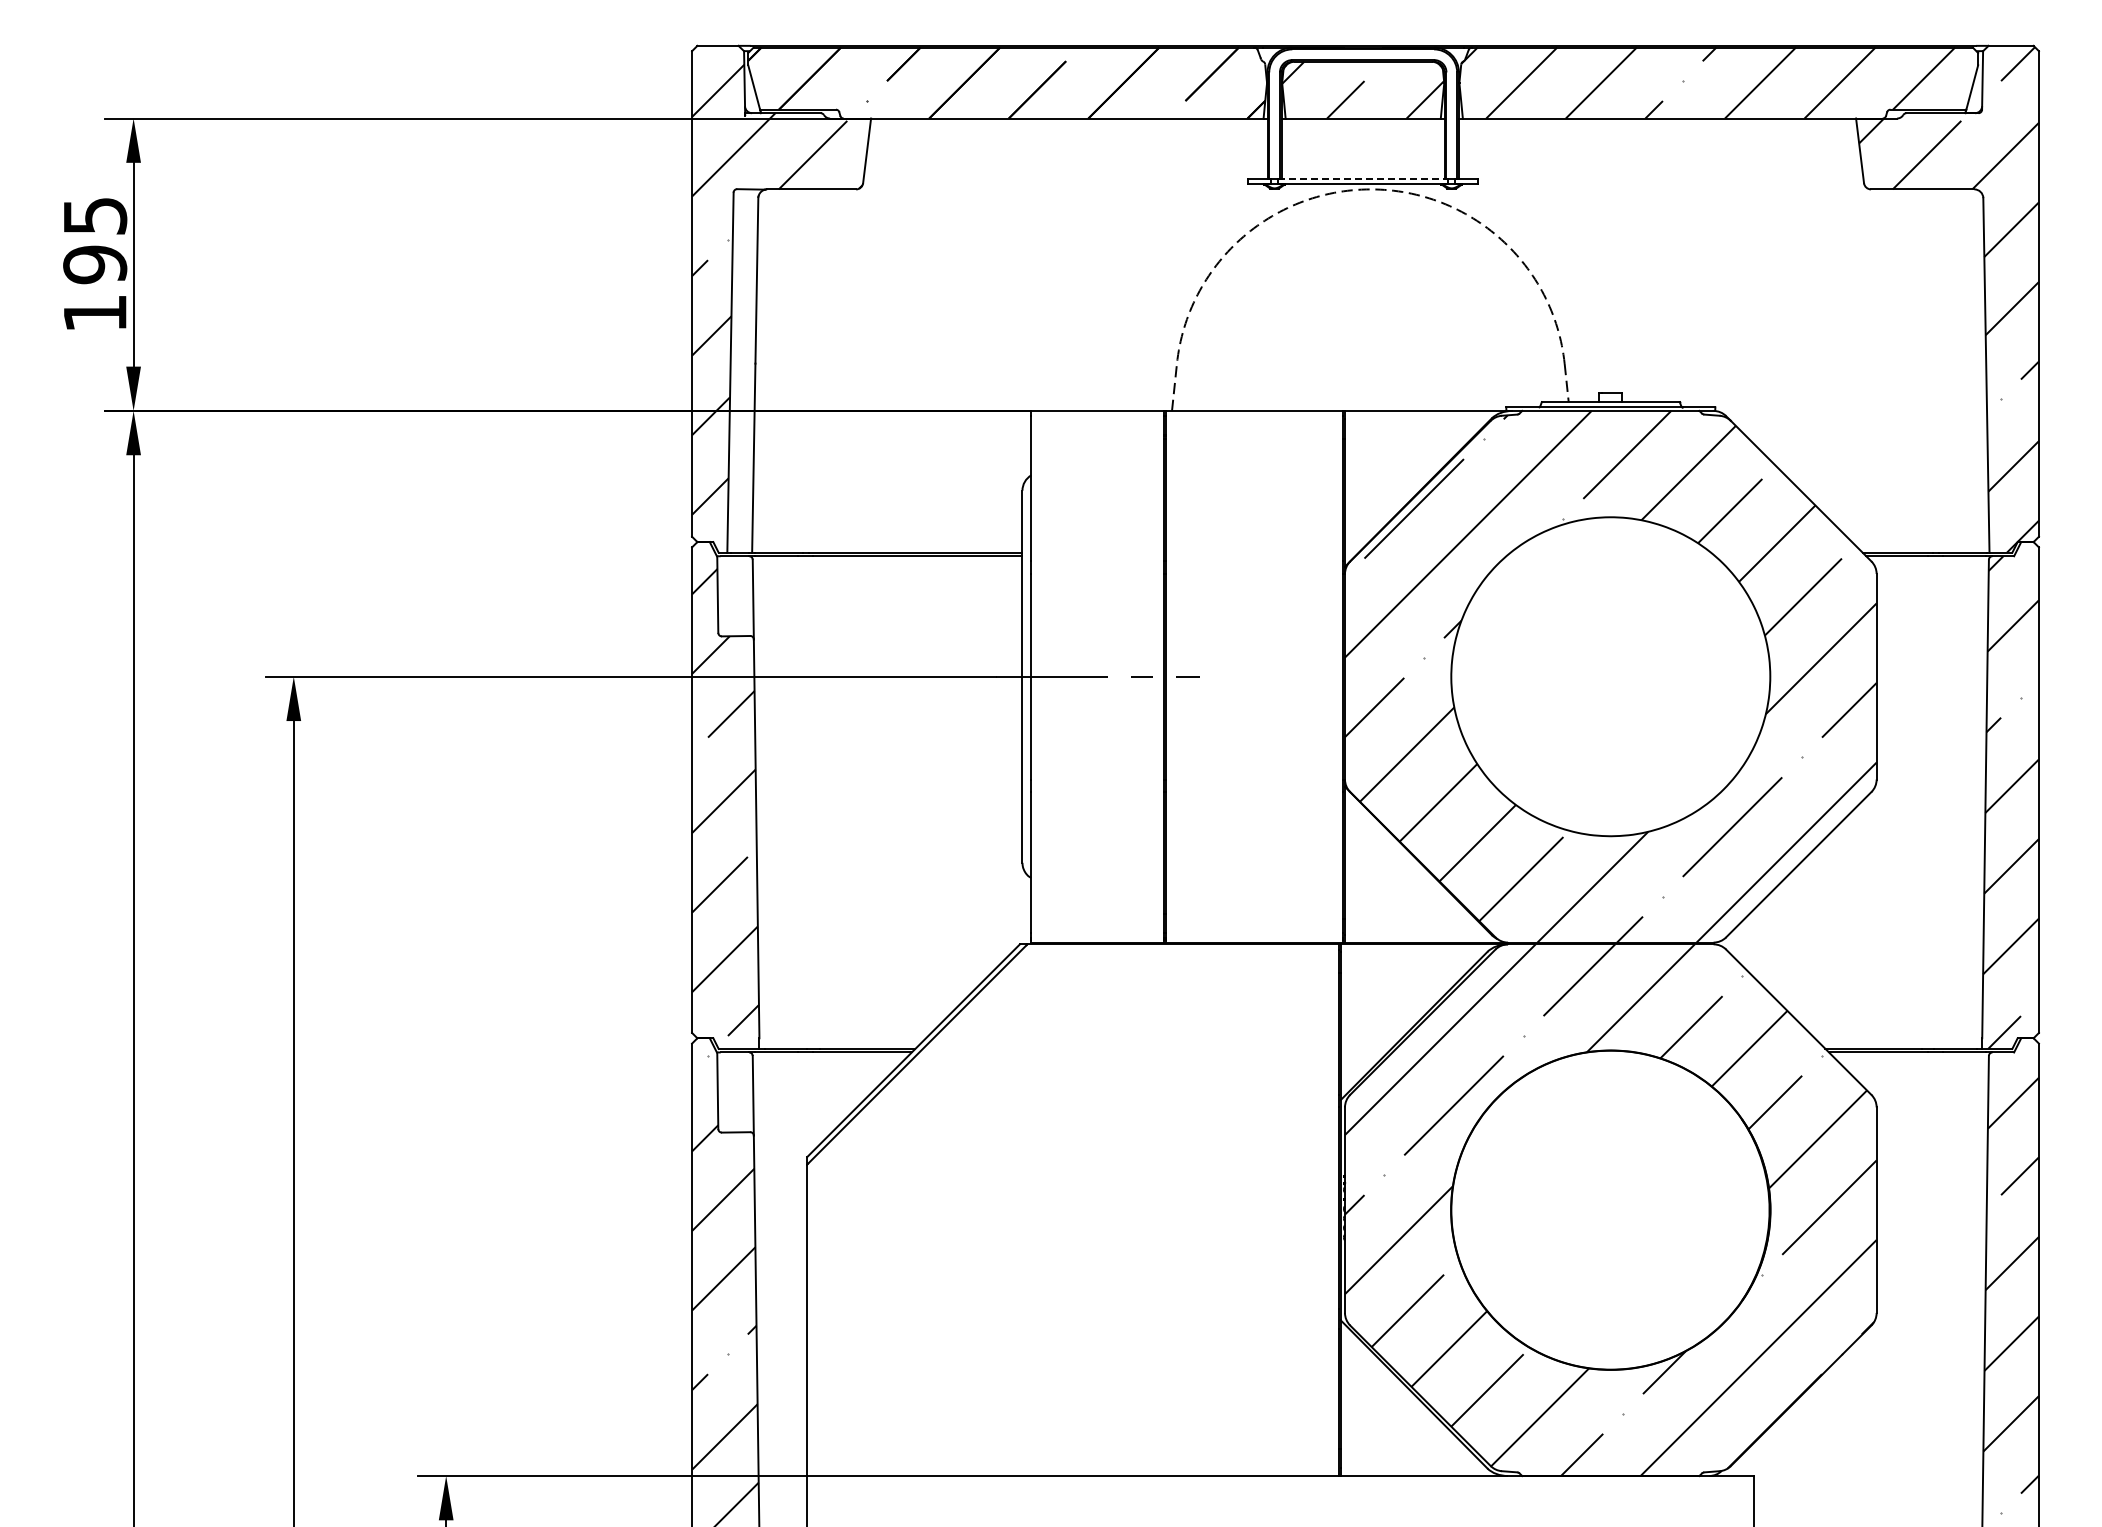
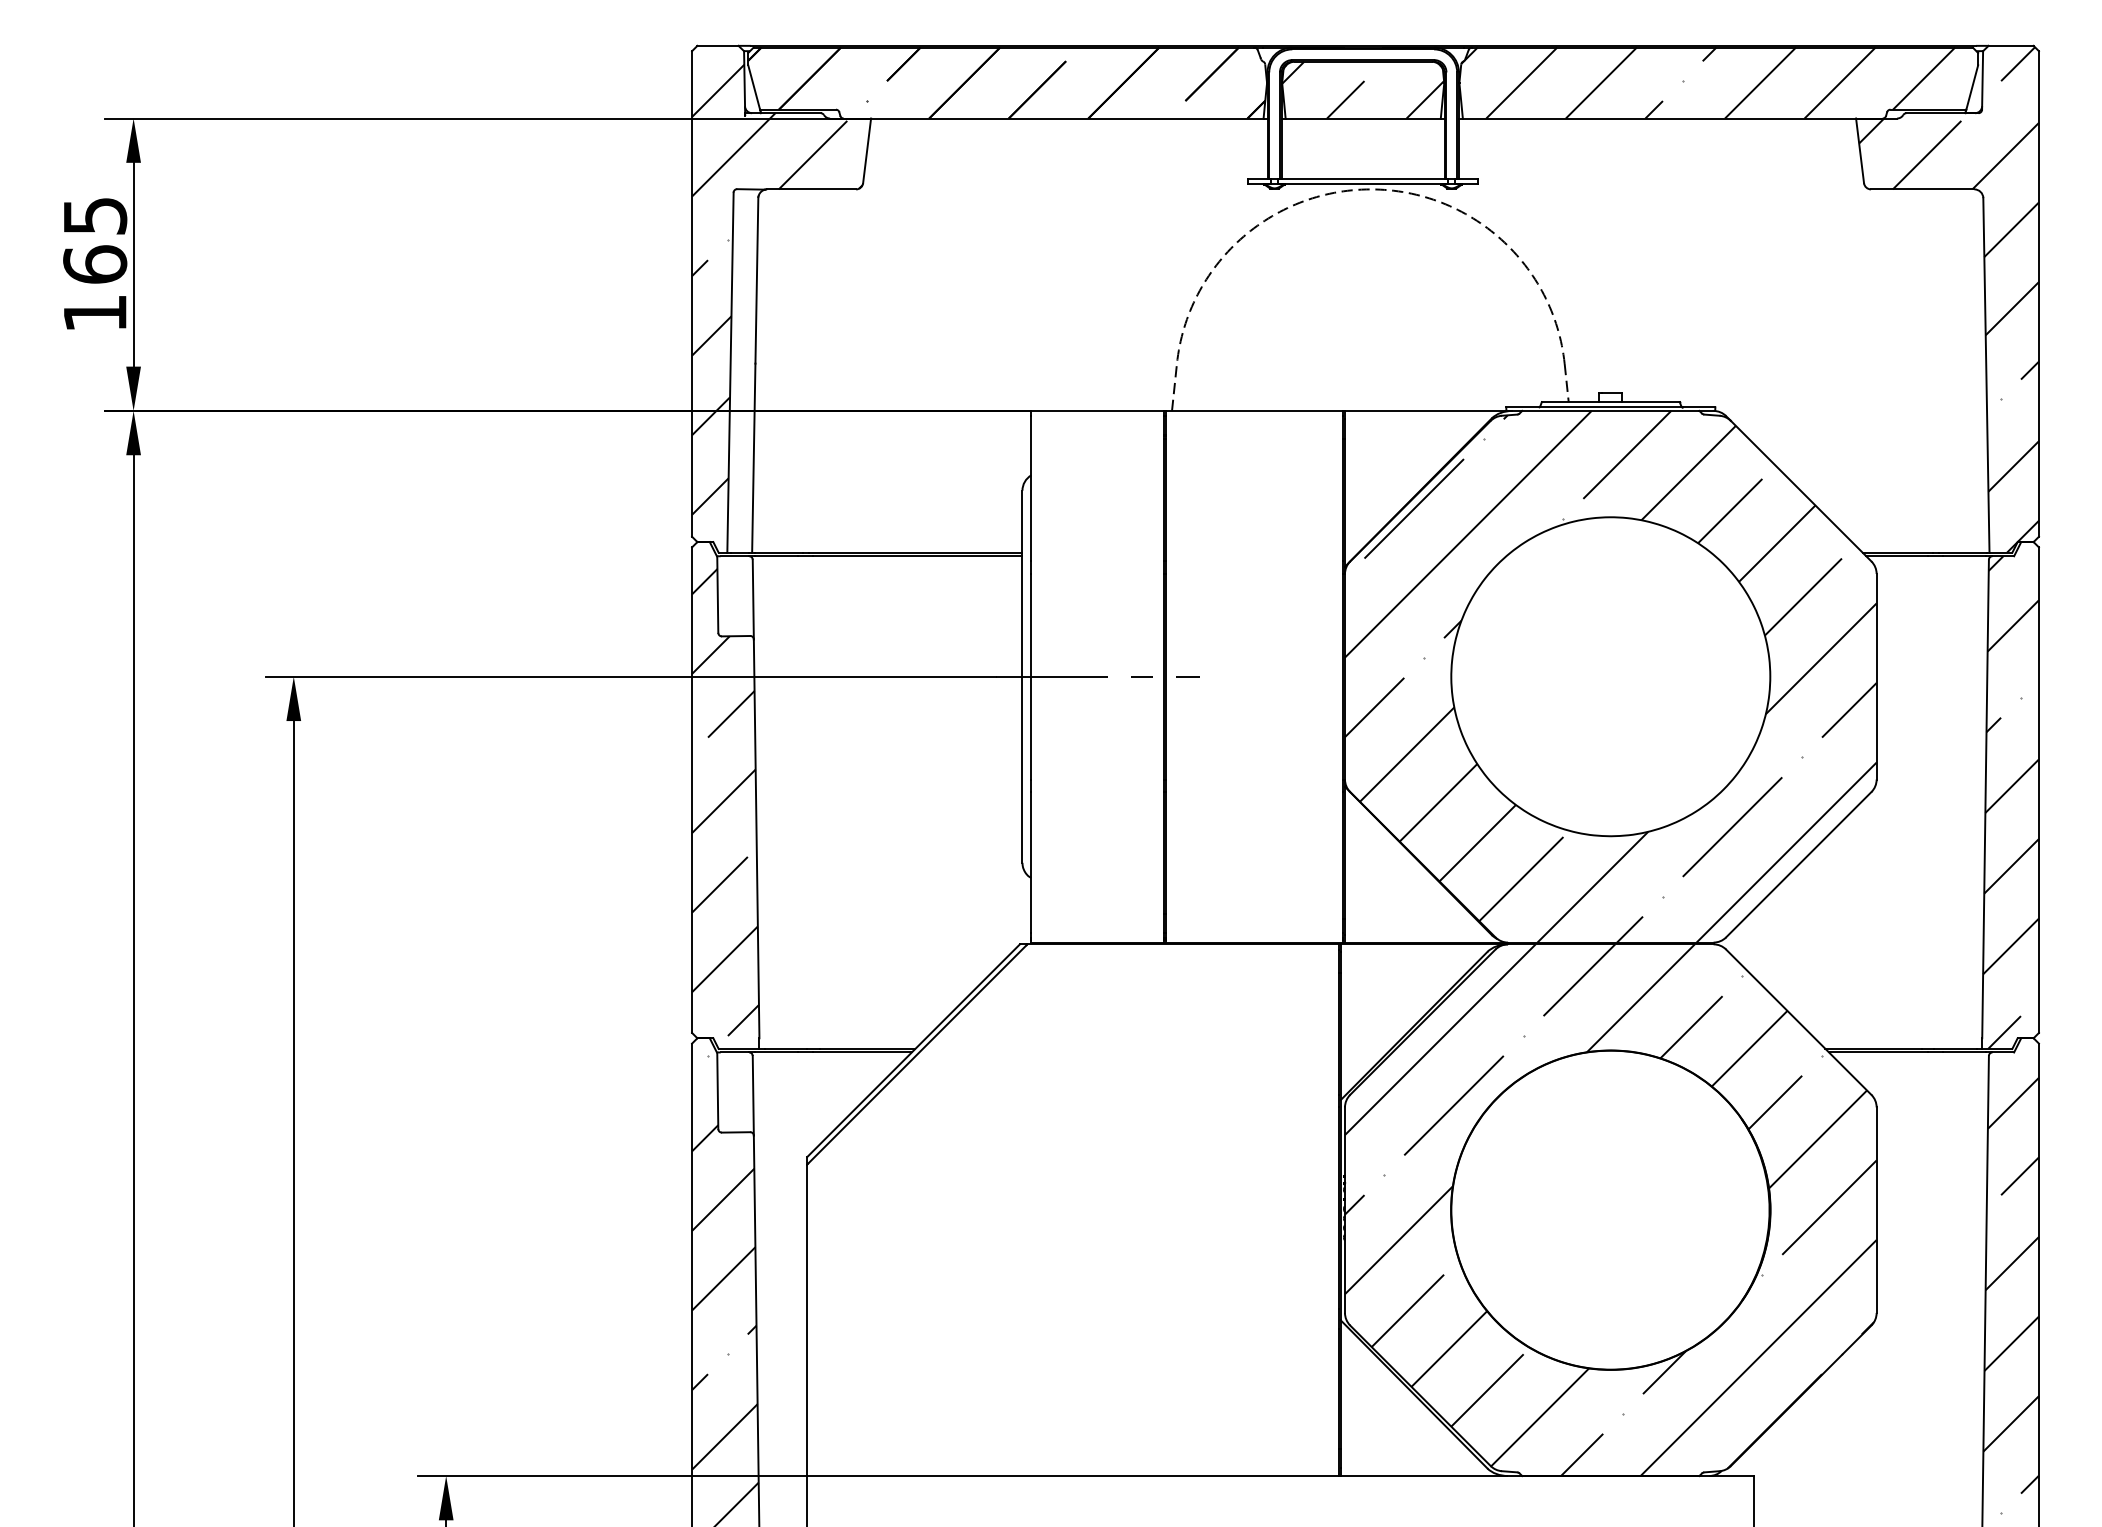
line: dashed -> solid (1363, 178)
text: 195 -> 165 (95, 264)
